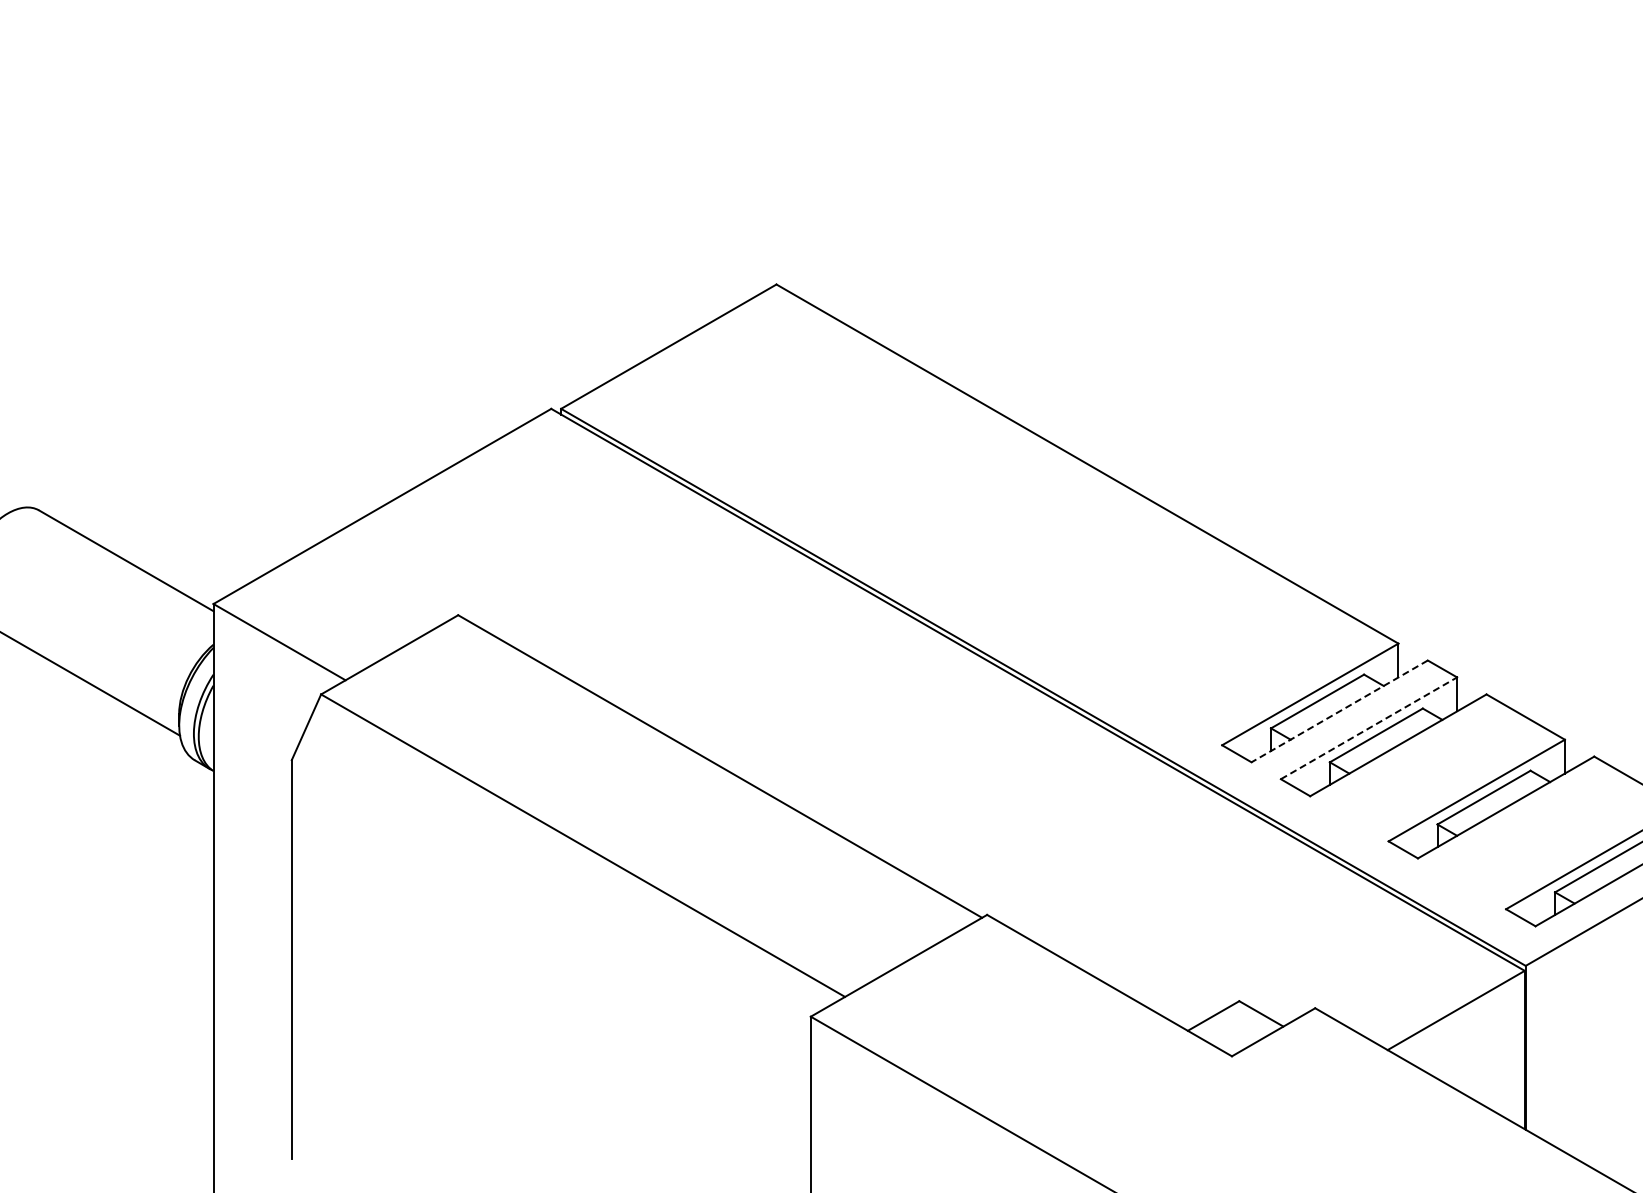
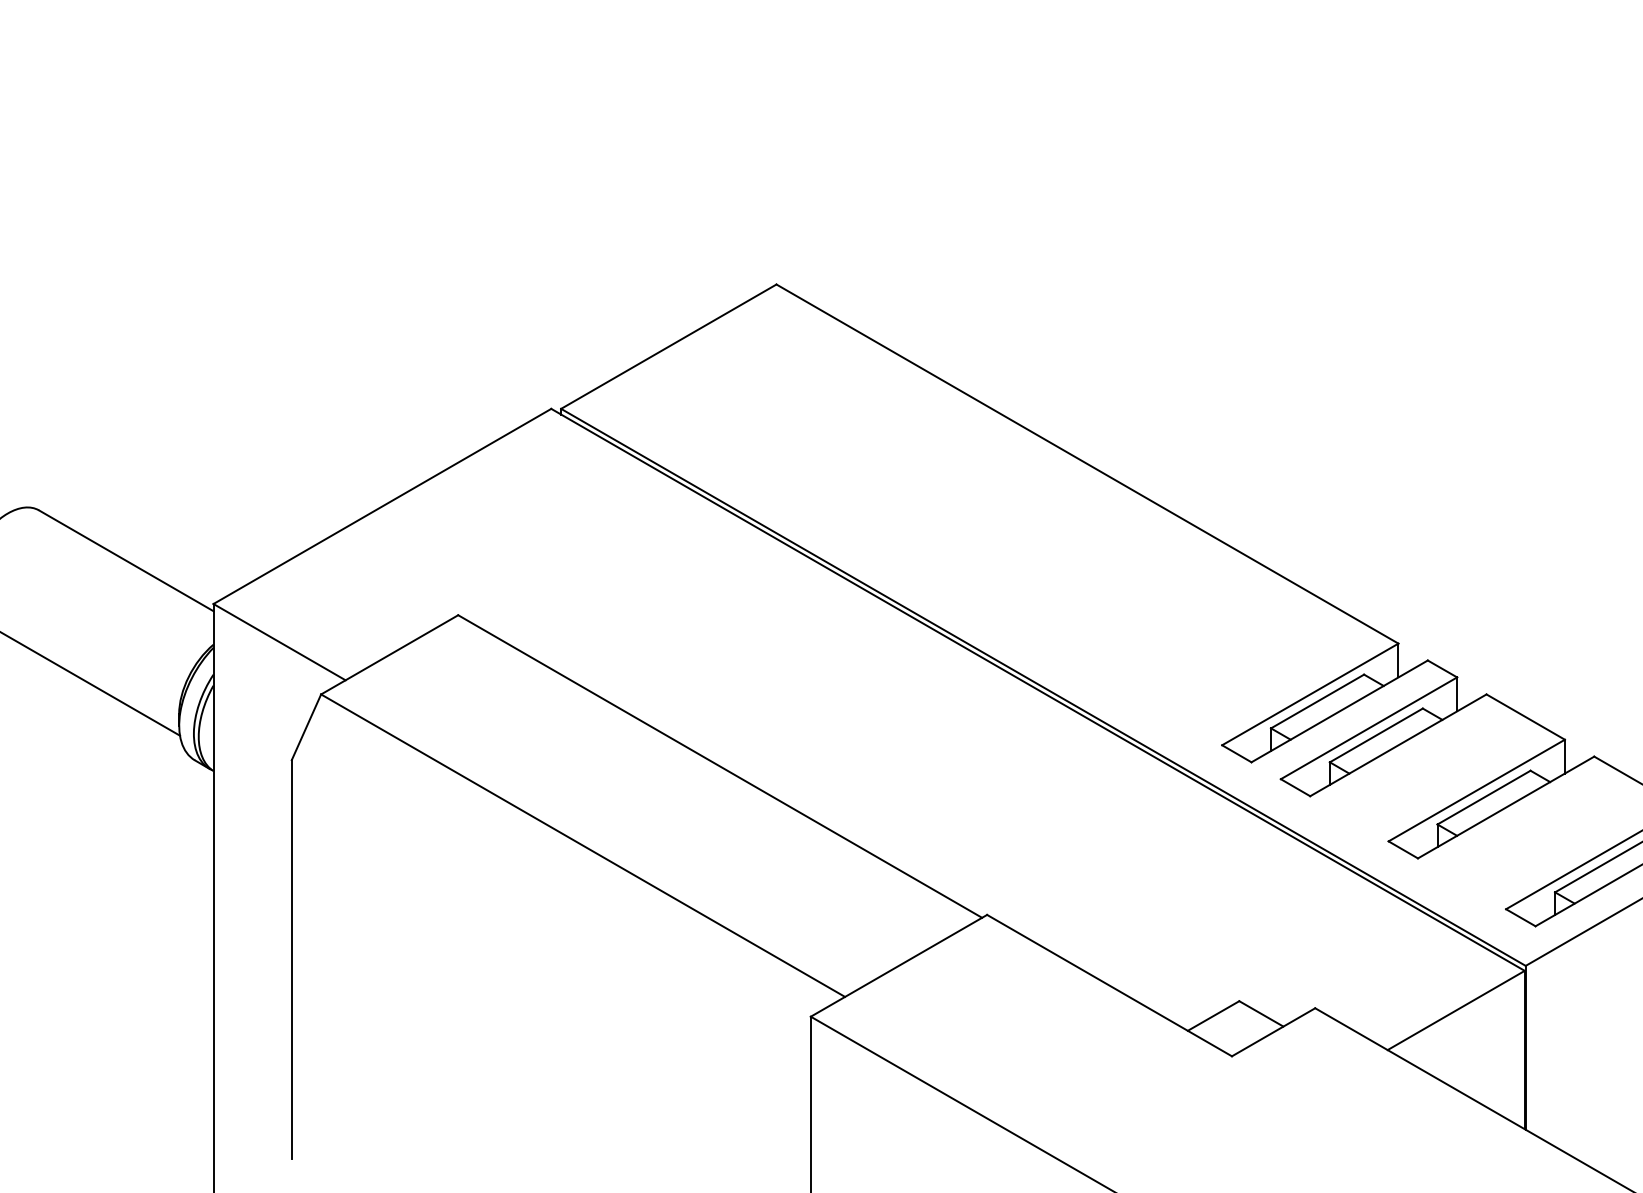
line: dashed -> solid (1339, 711)
line: dashed -> solid (1369, 728)
